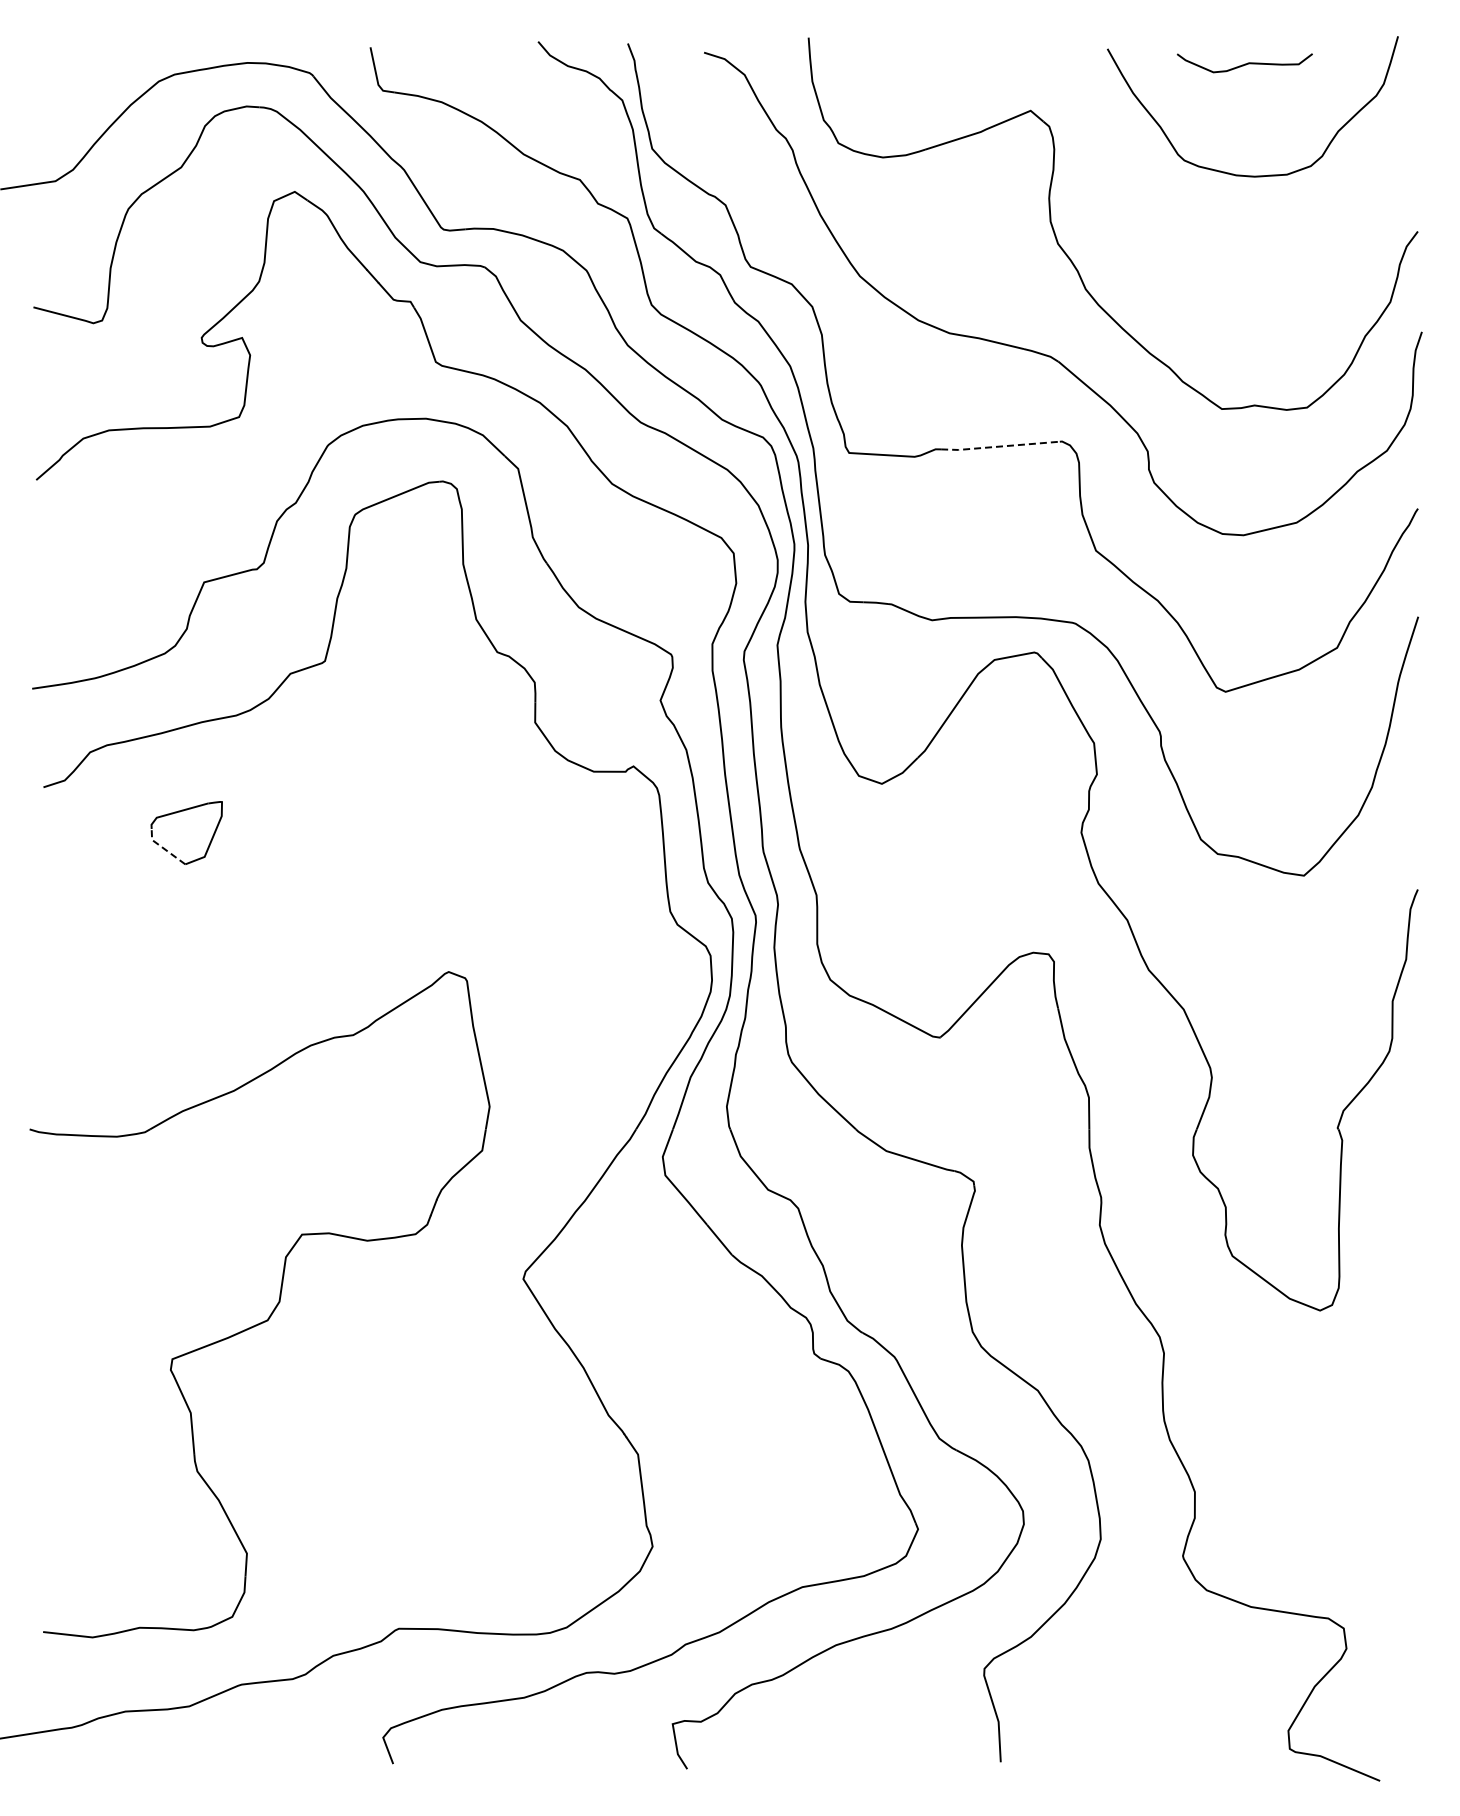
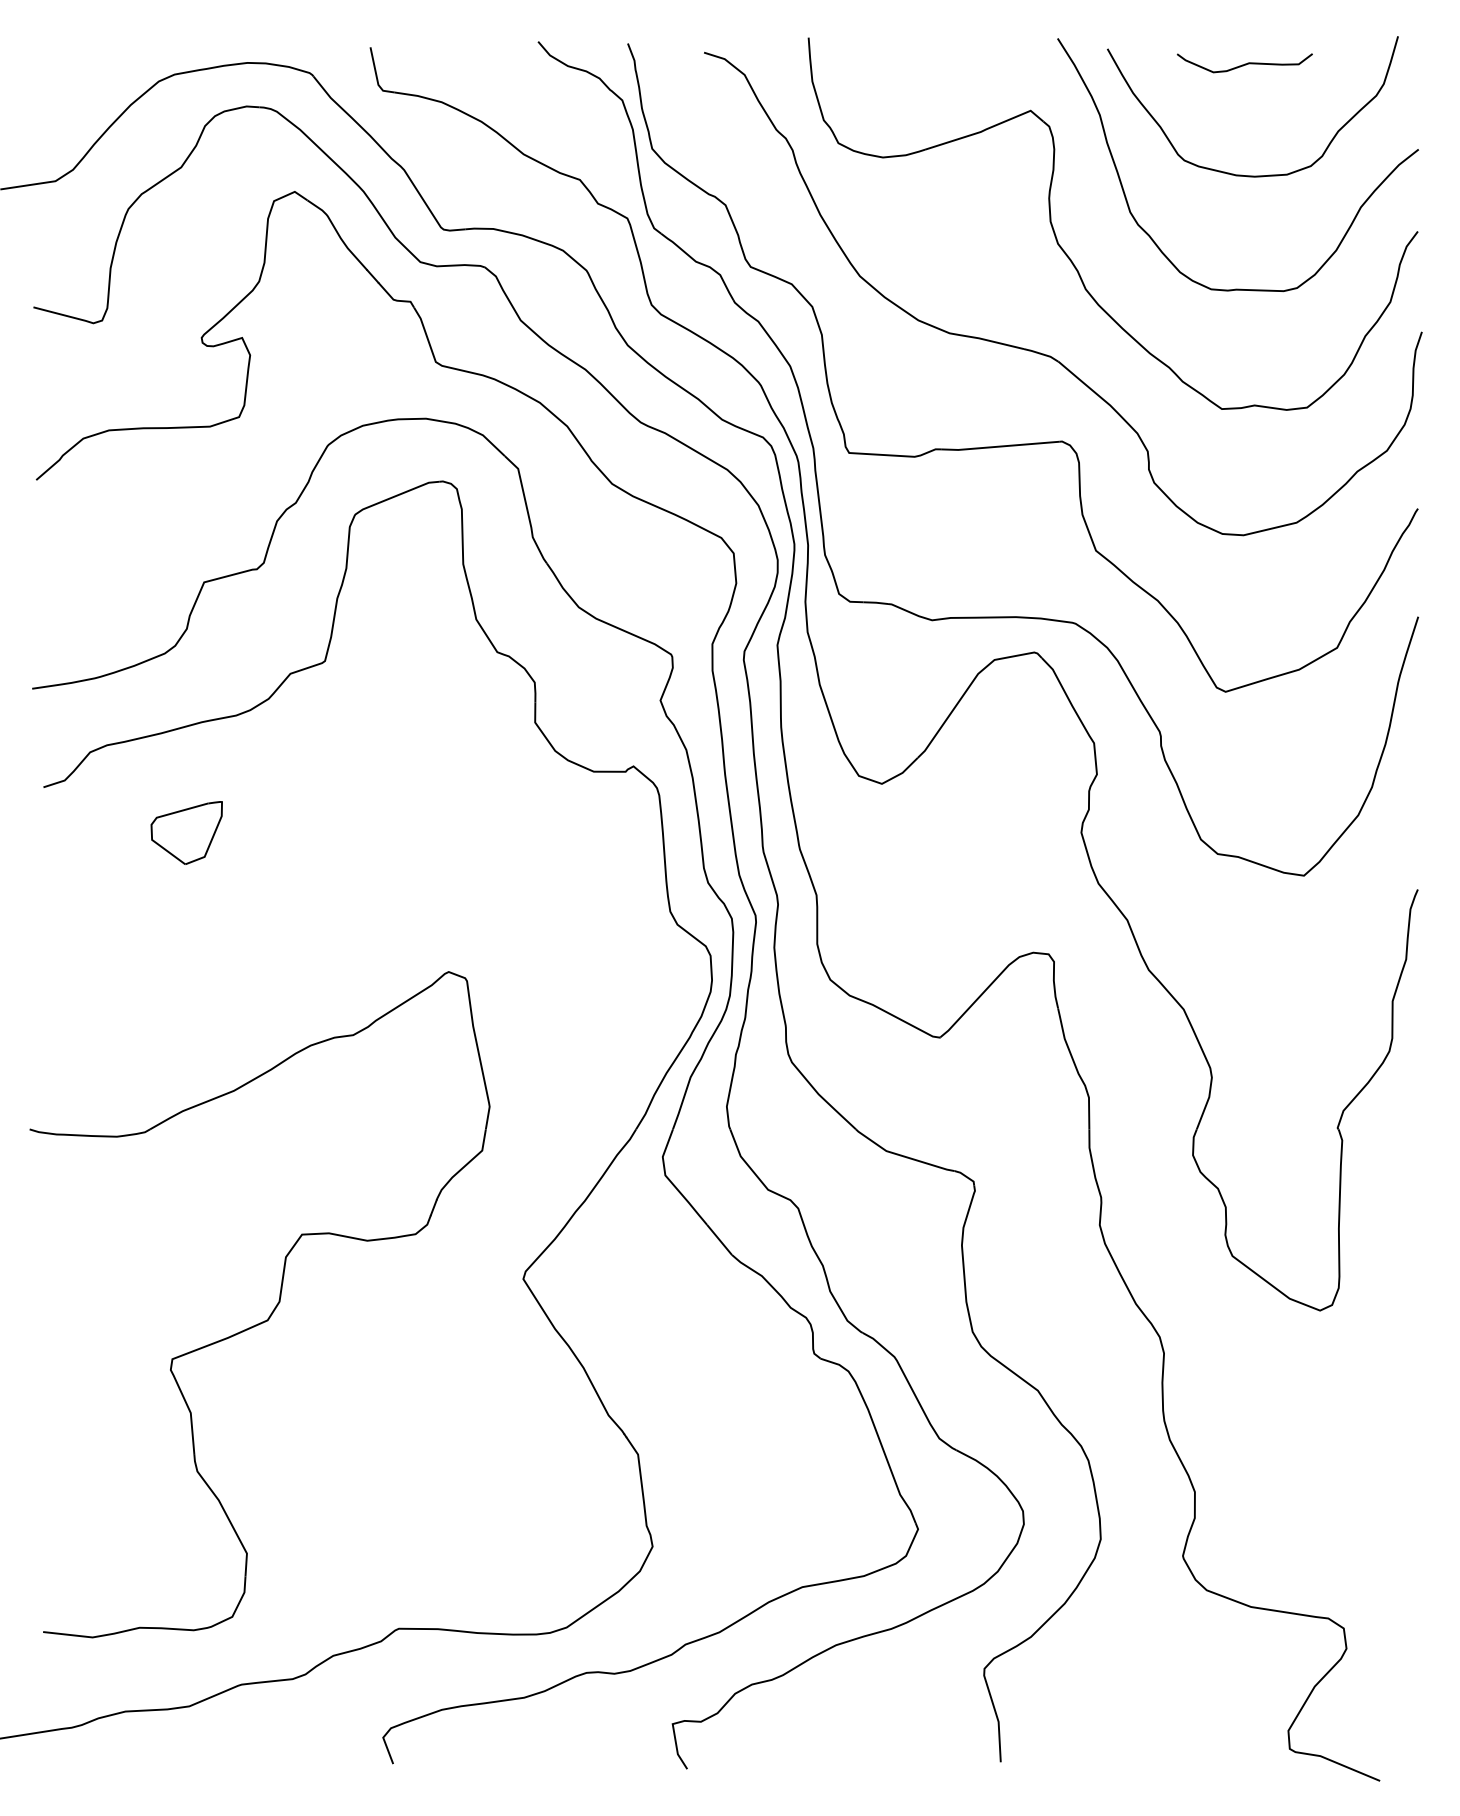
curve: none -> present (1150, 235)
line: dashed -> solid (1000, 446)
line: dashed -> solid (163, 848)
